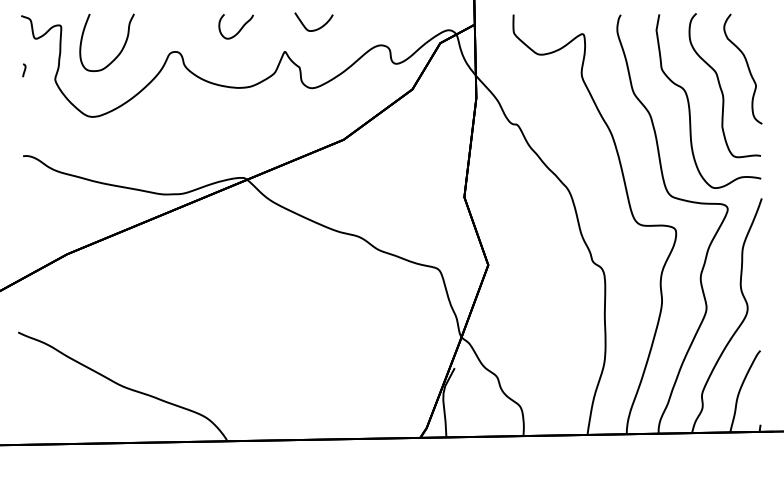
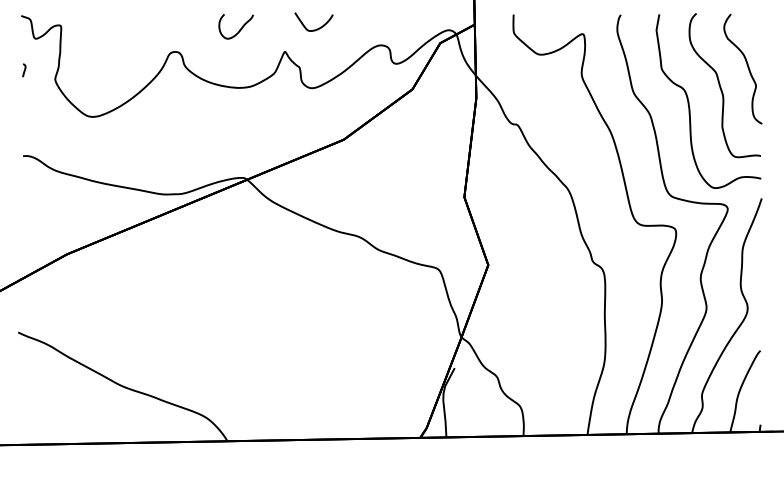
curve: present -> none (120, 50)
